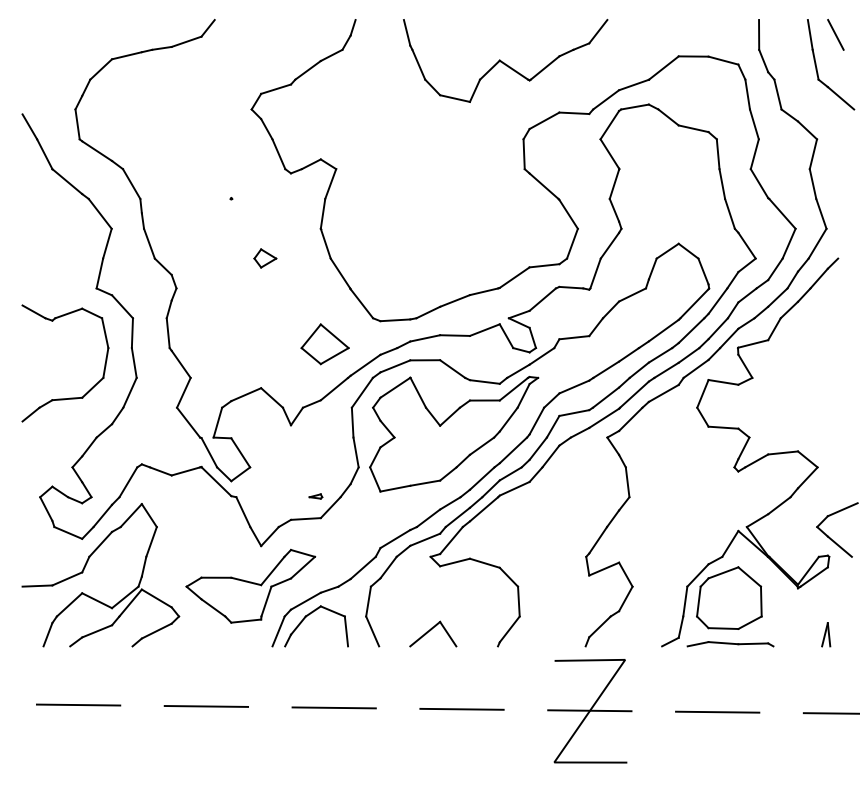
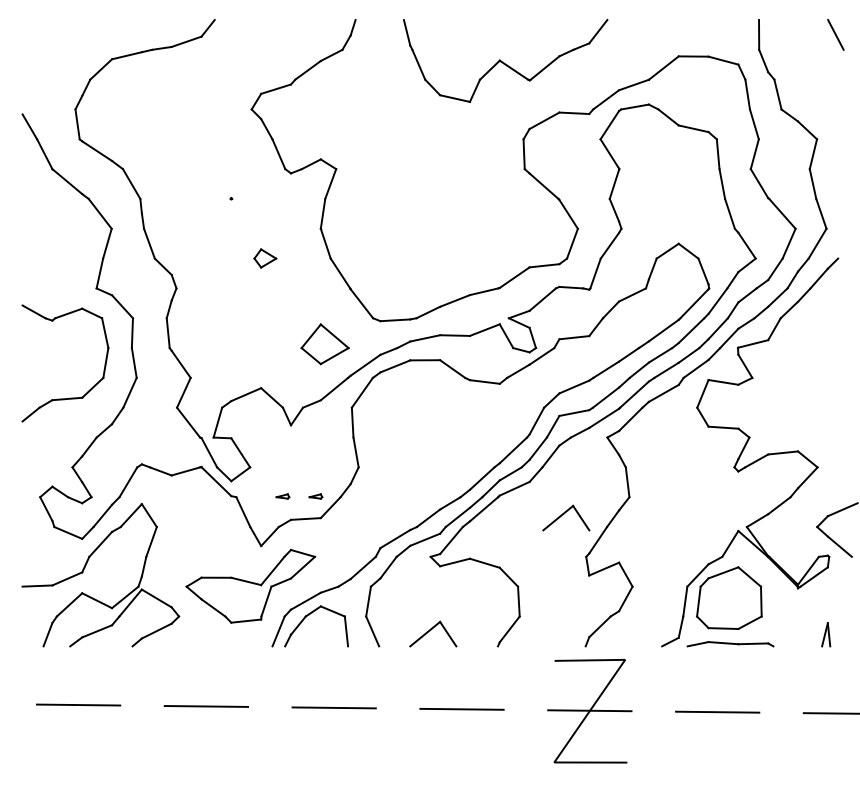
part: present -> none (817, 67)
part: present -> none (454, 434)
part: none -> present (282, 496)
part: none -> present (566, 517)
